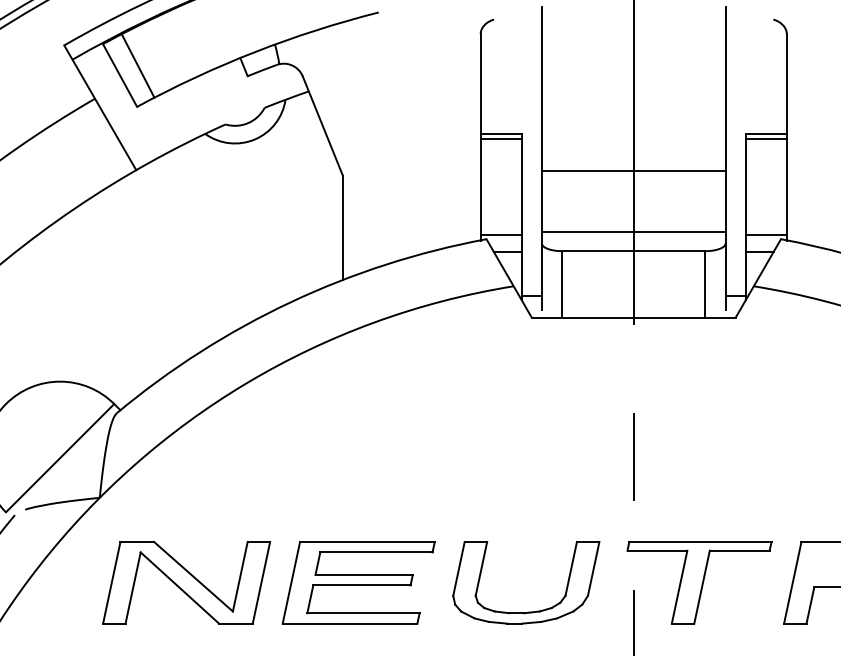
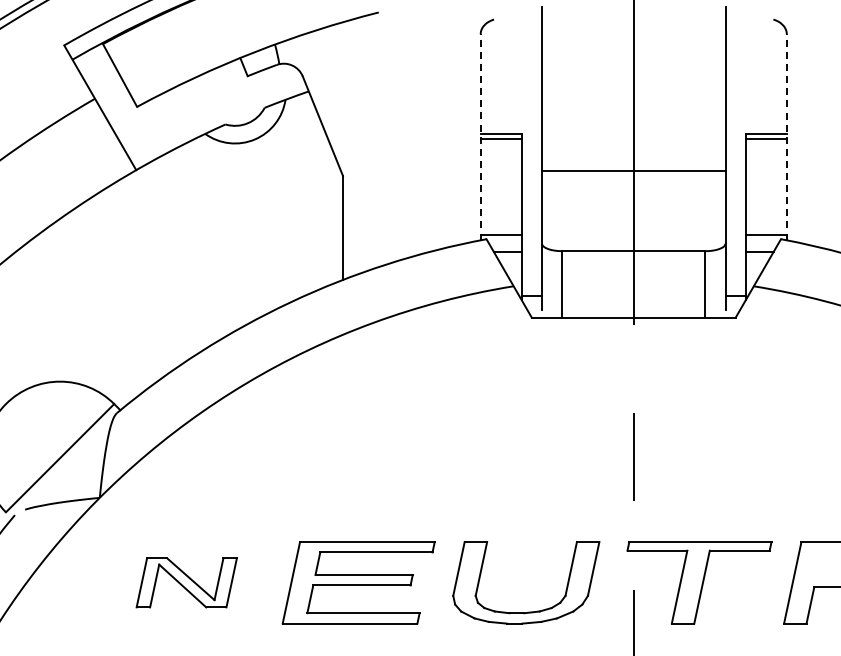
line: present -> none (137, 65)
line: solid -> dashed (480, 136)
line: solid -> dashed (786, 136)
line: present -> none (633, 232)
part size: 170x84 px -> 103x52 px (186, 582)
